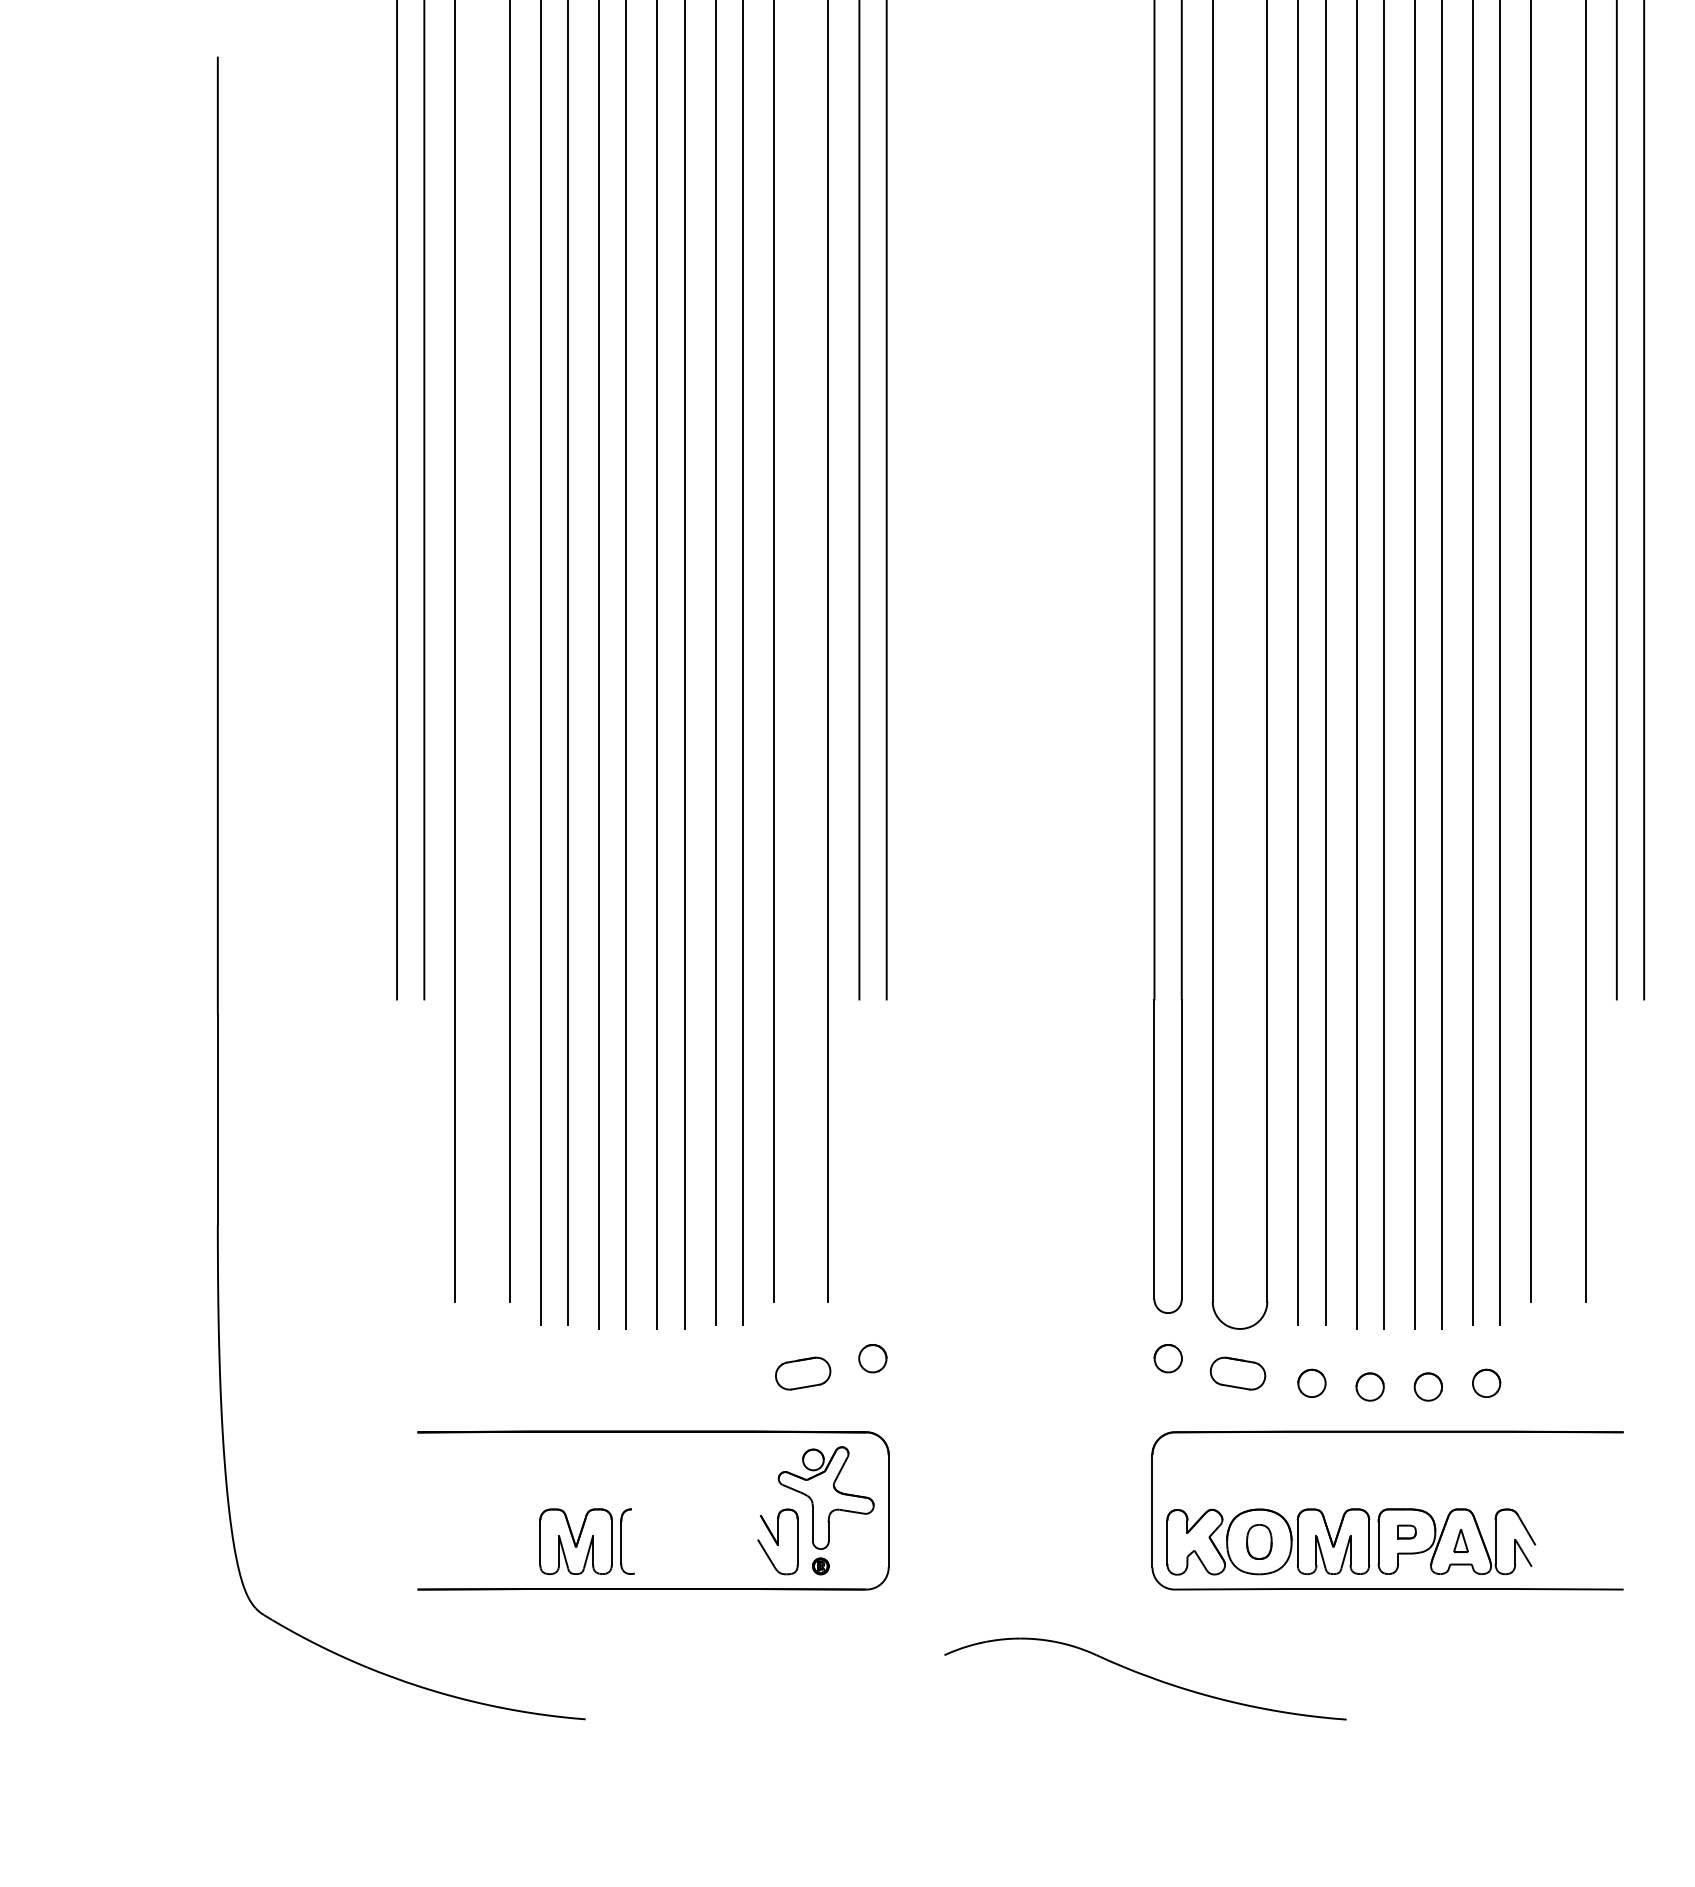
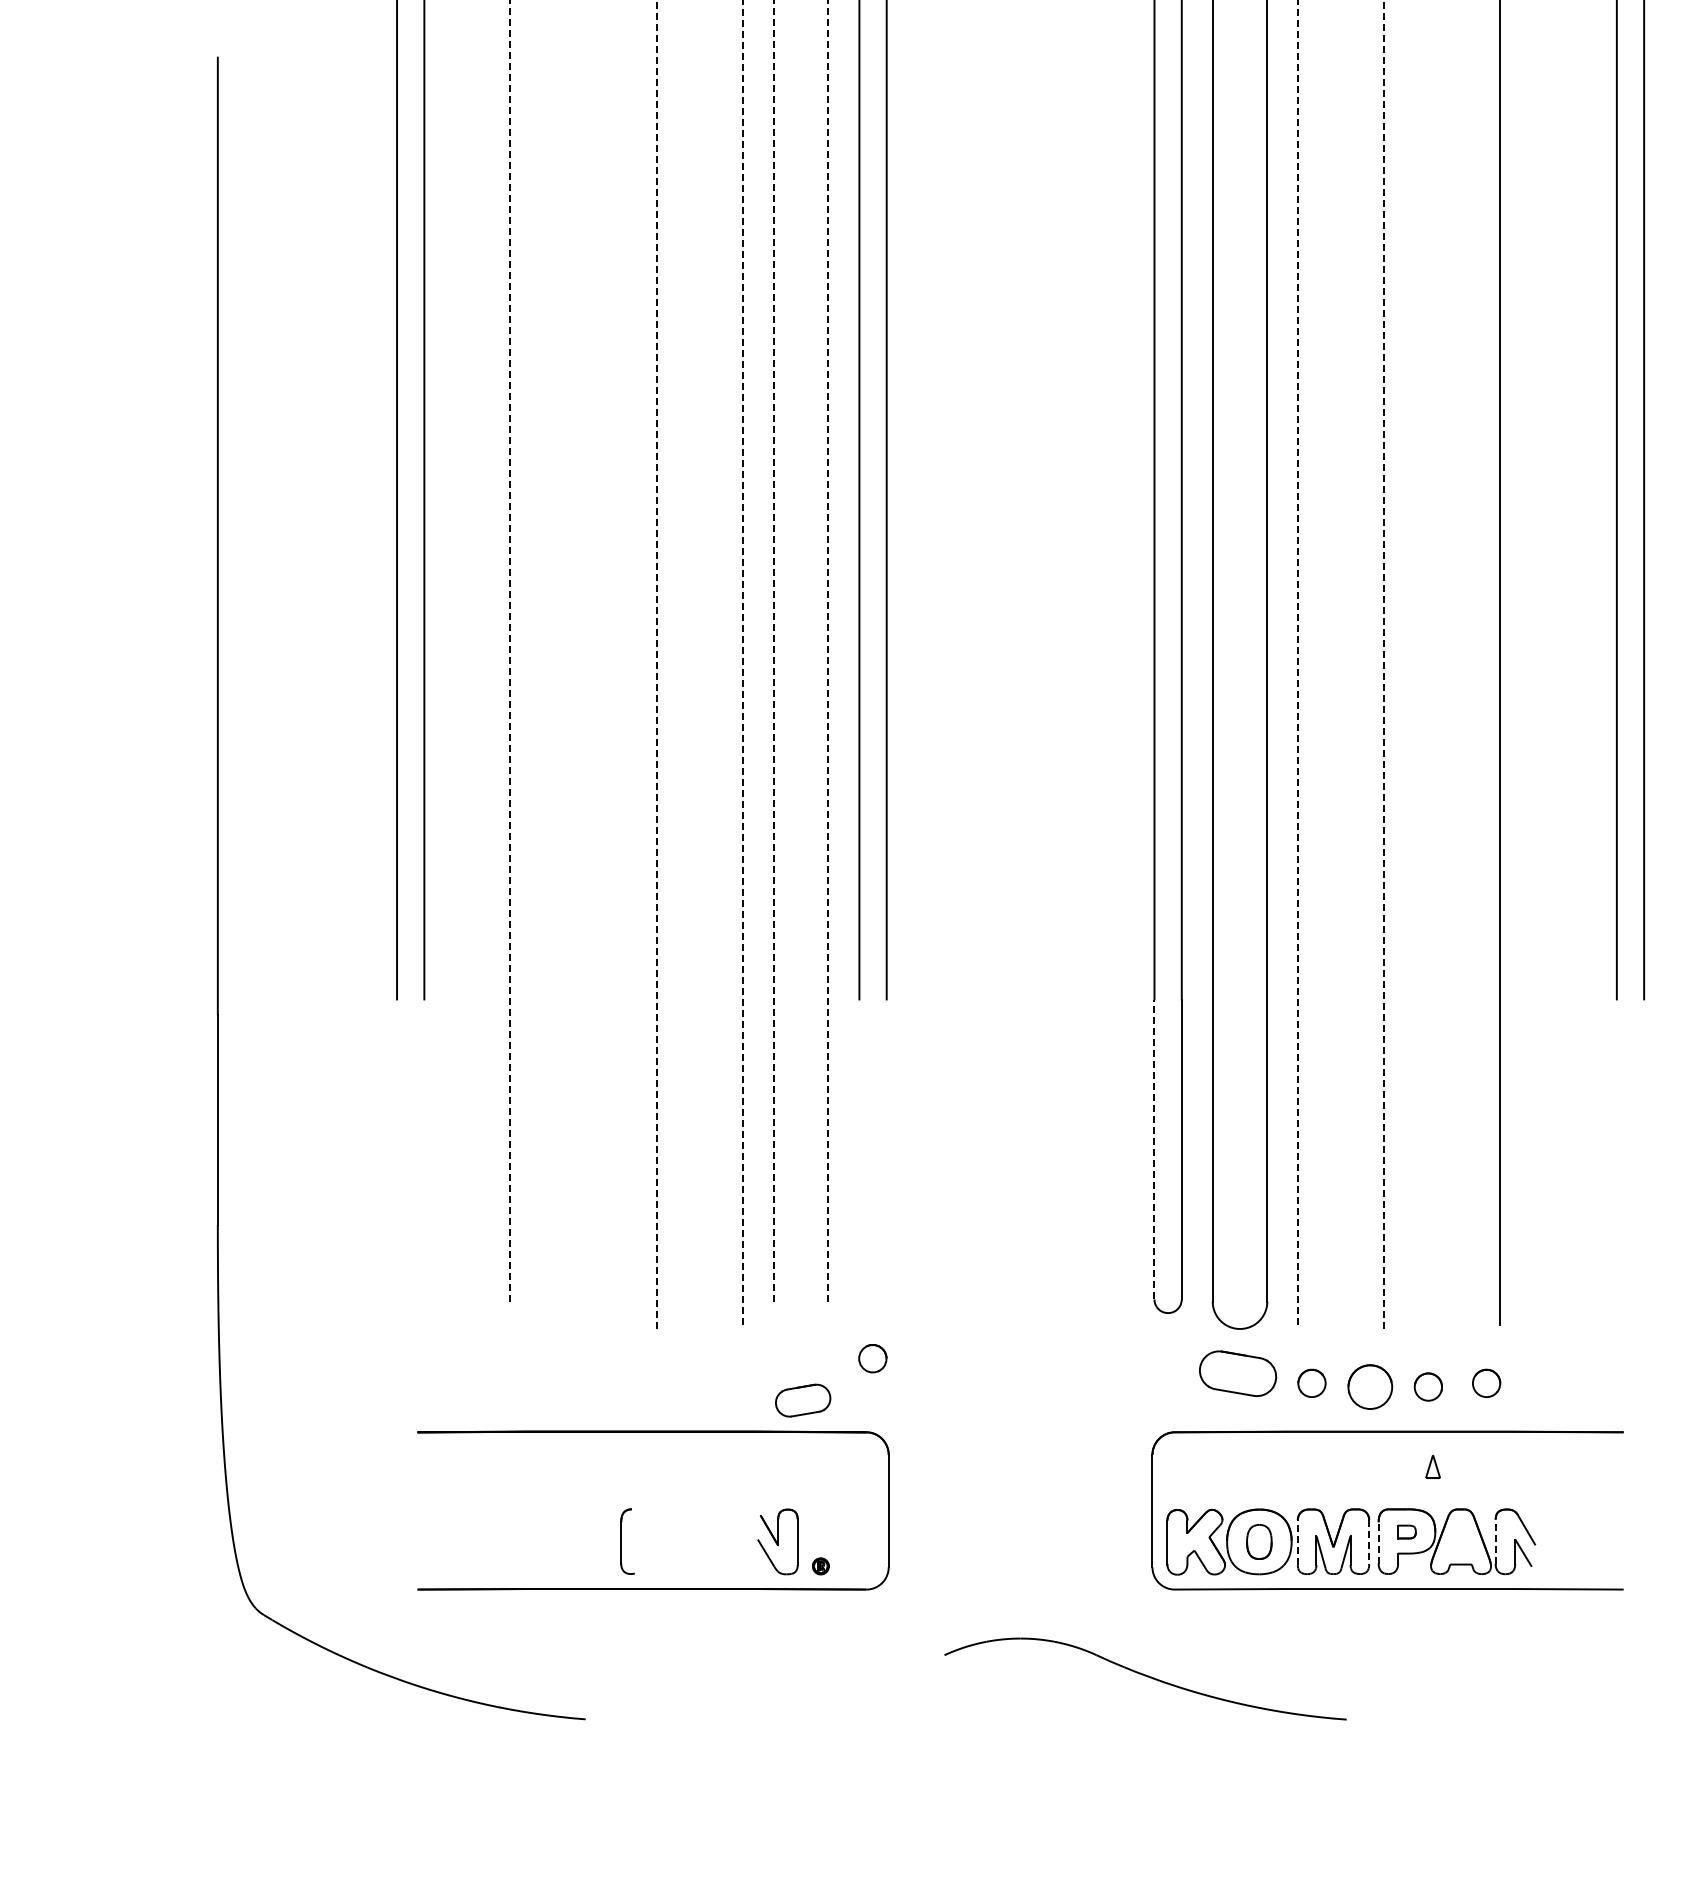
line: solid -> dashed (509, 650)
line: solid -> dashed (773, 650)
line: solid -> dashed (828, 650)
line: present -> none (455, 651)
line: present -> none (1531, 651)
line: present -> none (1585, 651)
line: solid -> dashed (742, 662)
line: solid -> dashed (1298, 662)
line: present -> none (540, 663)
line: present -> none (568, 663)
line: solid -> dashed (657, 663)
line: present -> none (715, 663)
line: present -> none (1325, 663)
line: solid -> dashed (1383, 663)
line: present -> none (1473, 663)
line: present -> none (599, 665)
line: present -> none (626, 665)
line: present -> none (684, 665)
line: present -> none (1356, 665)
line: present -> none (1414, 665)
line: present -> none (1442, 665)
line: solid -> dashed (1154, 1149)
part: present -> none (1167, 1358)
part position: (803, 1373) -> (803, 1400) (803, 1400)
part size: 58x35 px -> 79x47 px (1238, 1373)
part size: 30x30 px -> 47x46 px (1370, 1386)
part: present -> none (825, 1497)
part position: (1460, 1540) -> (1432, 1466) (1432, 1466)
part: present -> none (575, 1541)
line: solid -> dashed (1495, 1541)
line: solid -> dashed (1297, 1542)
line: solid -> dashed (1369, 1543)
line: solid -> dashed (1378, 1543)
